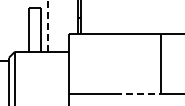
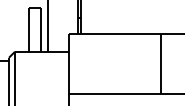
line: dashed -> solid (47, 25)
line: dashed -> solid (138, 93)
